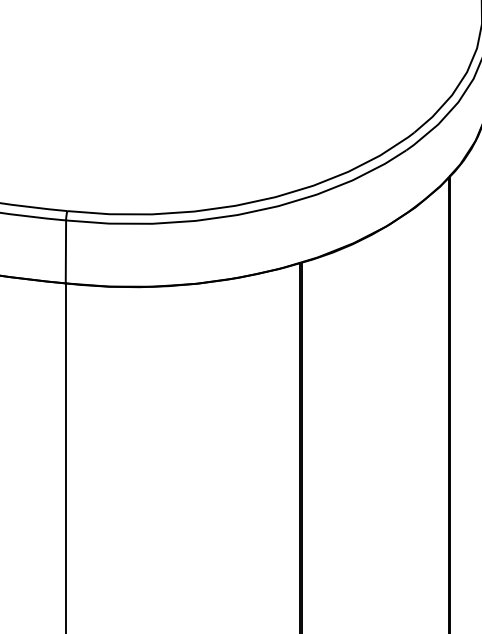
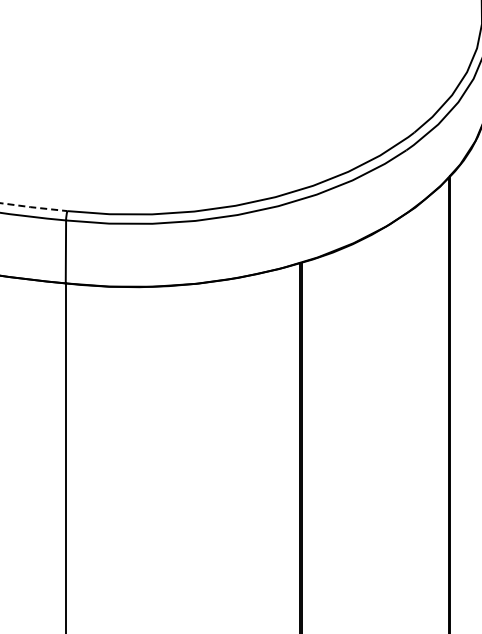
arc: solid -> dashed (33, 207)
